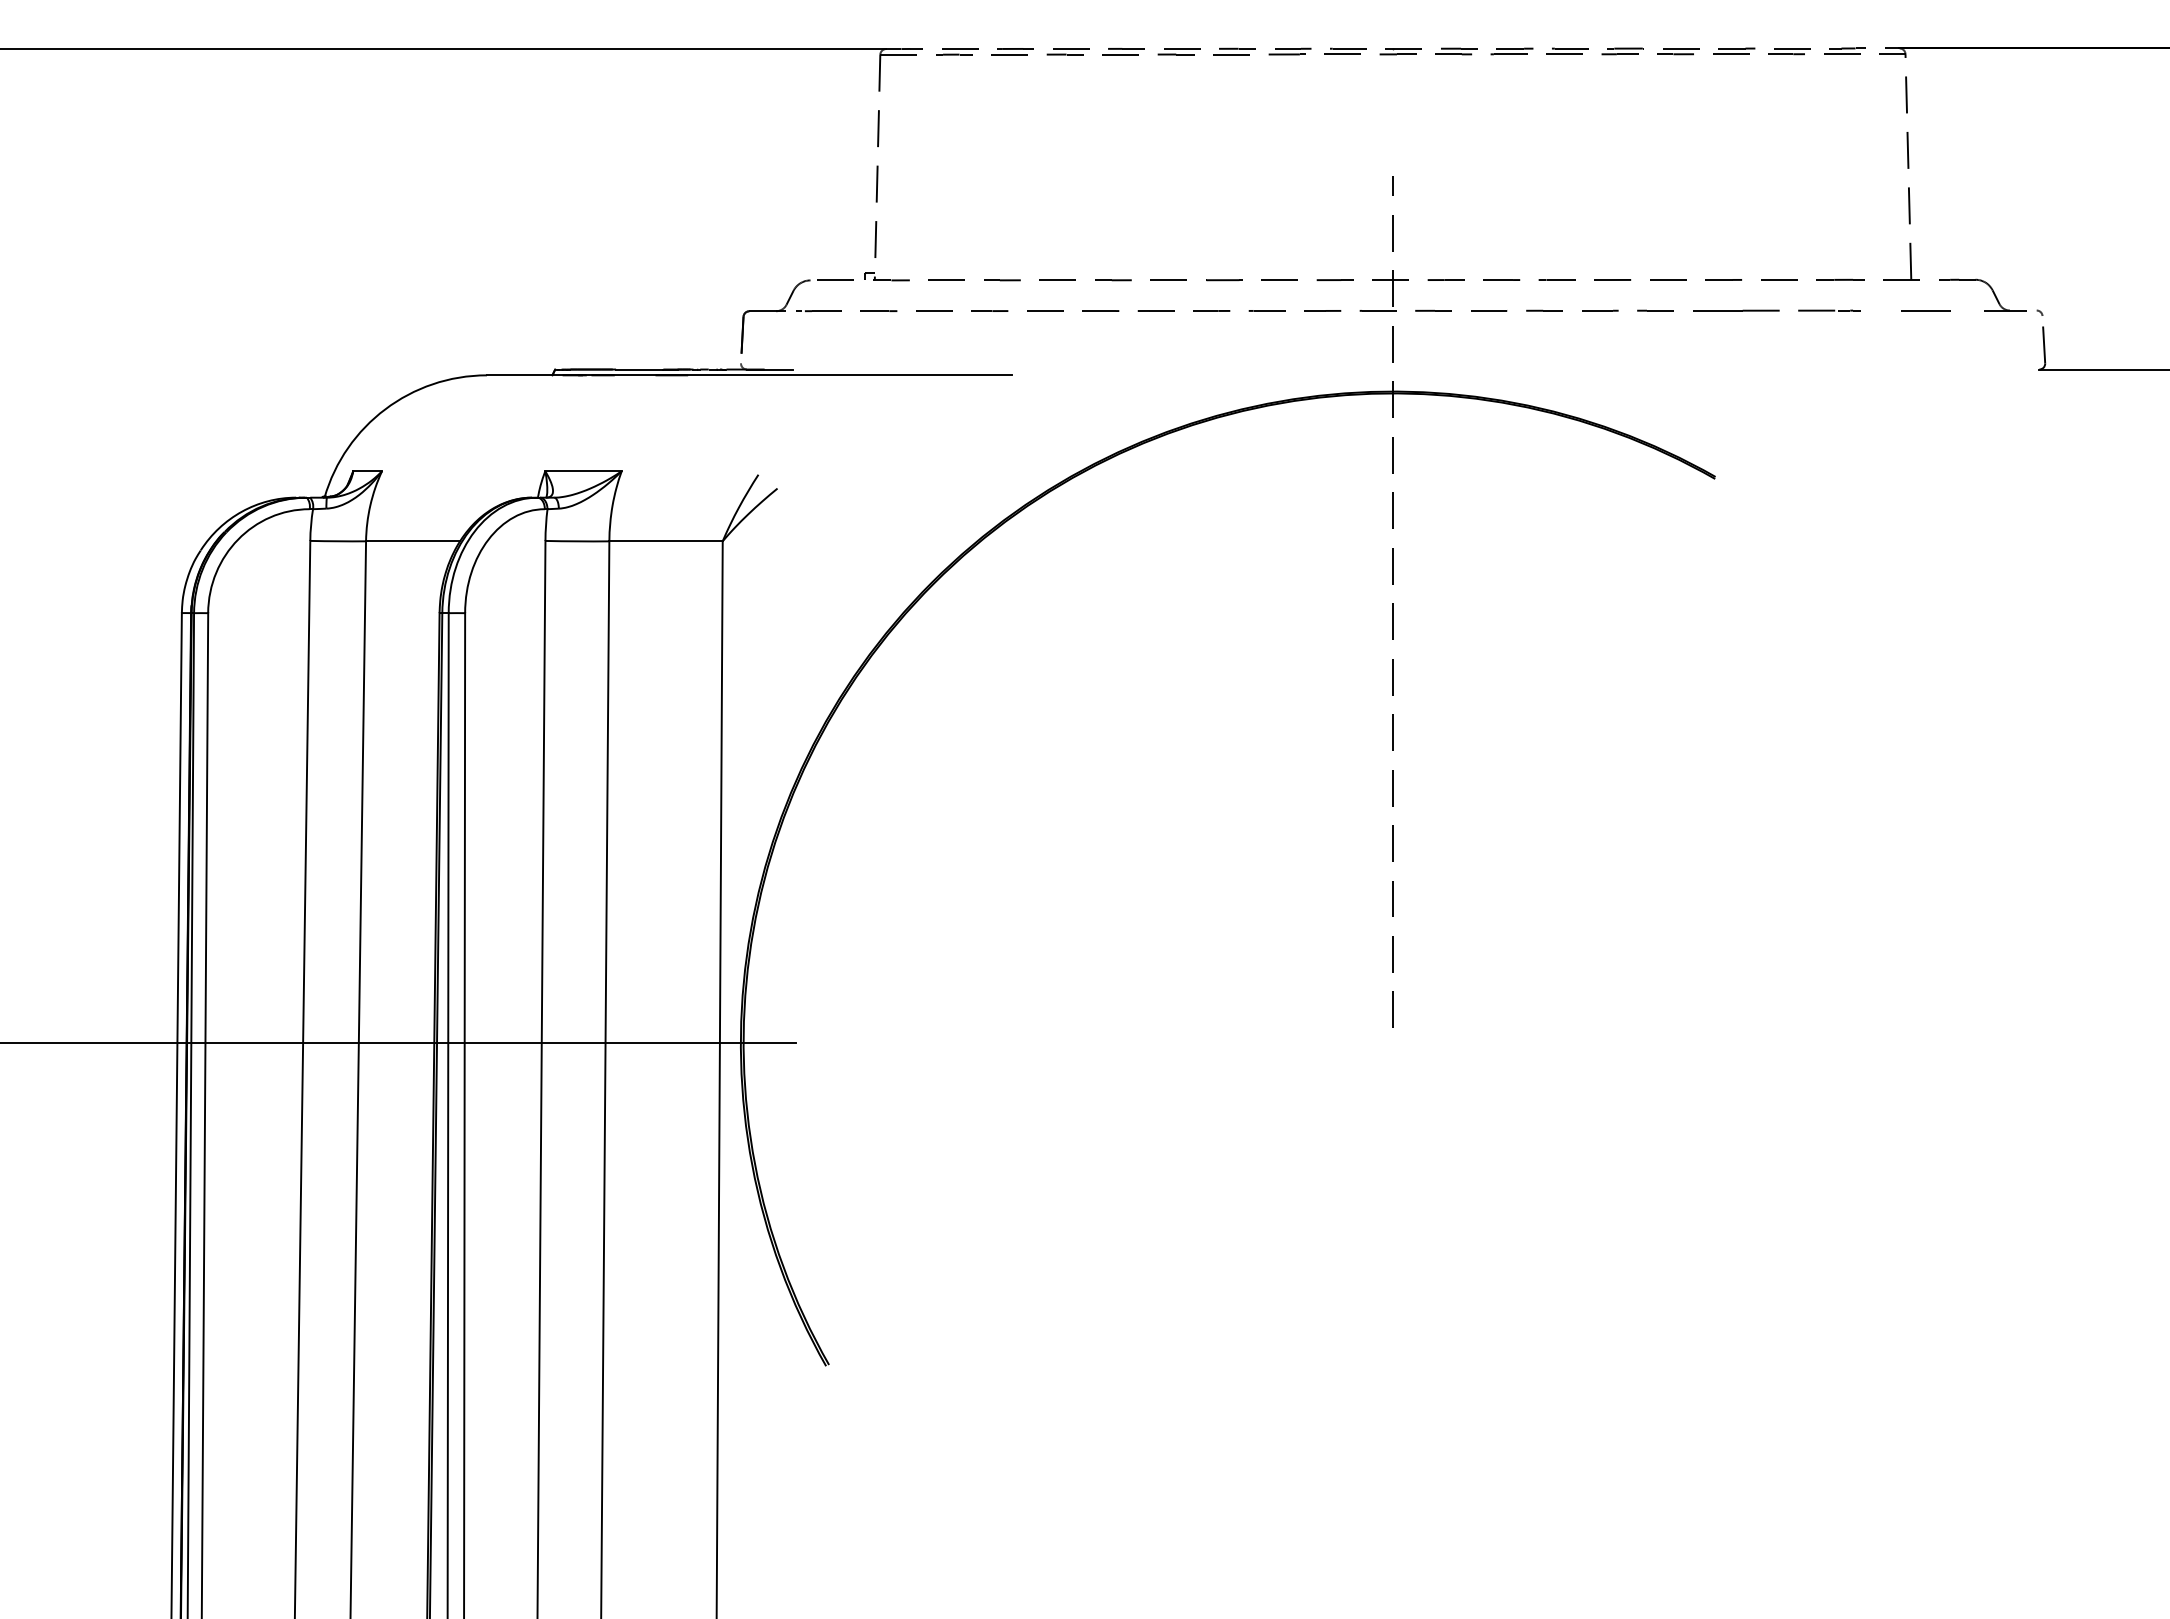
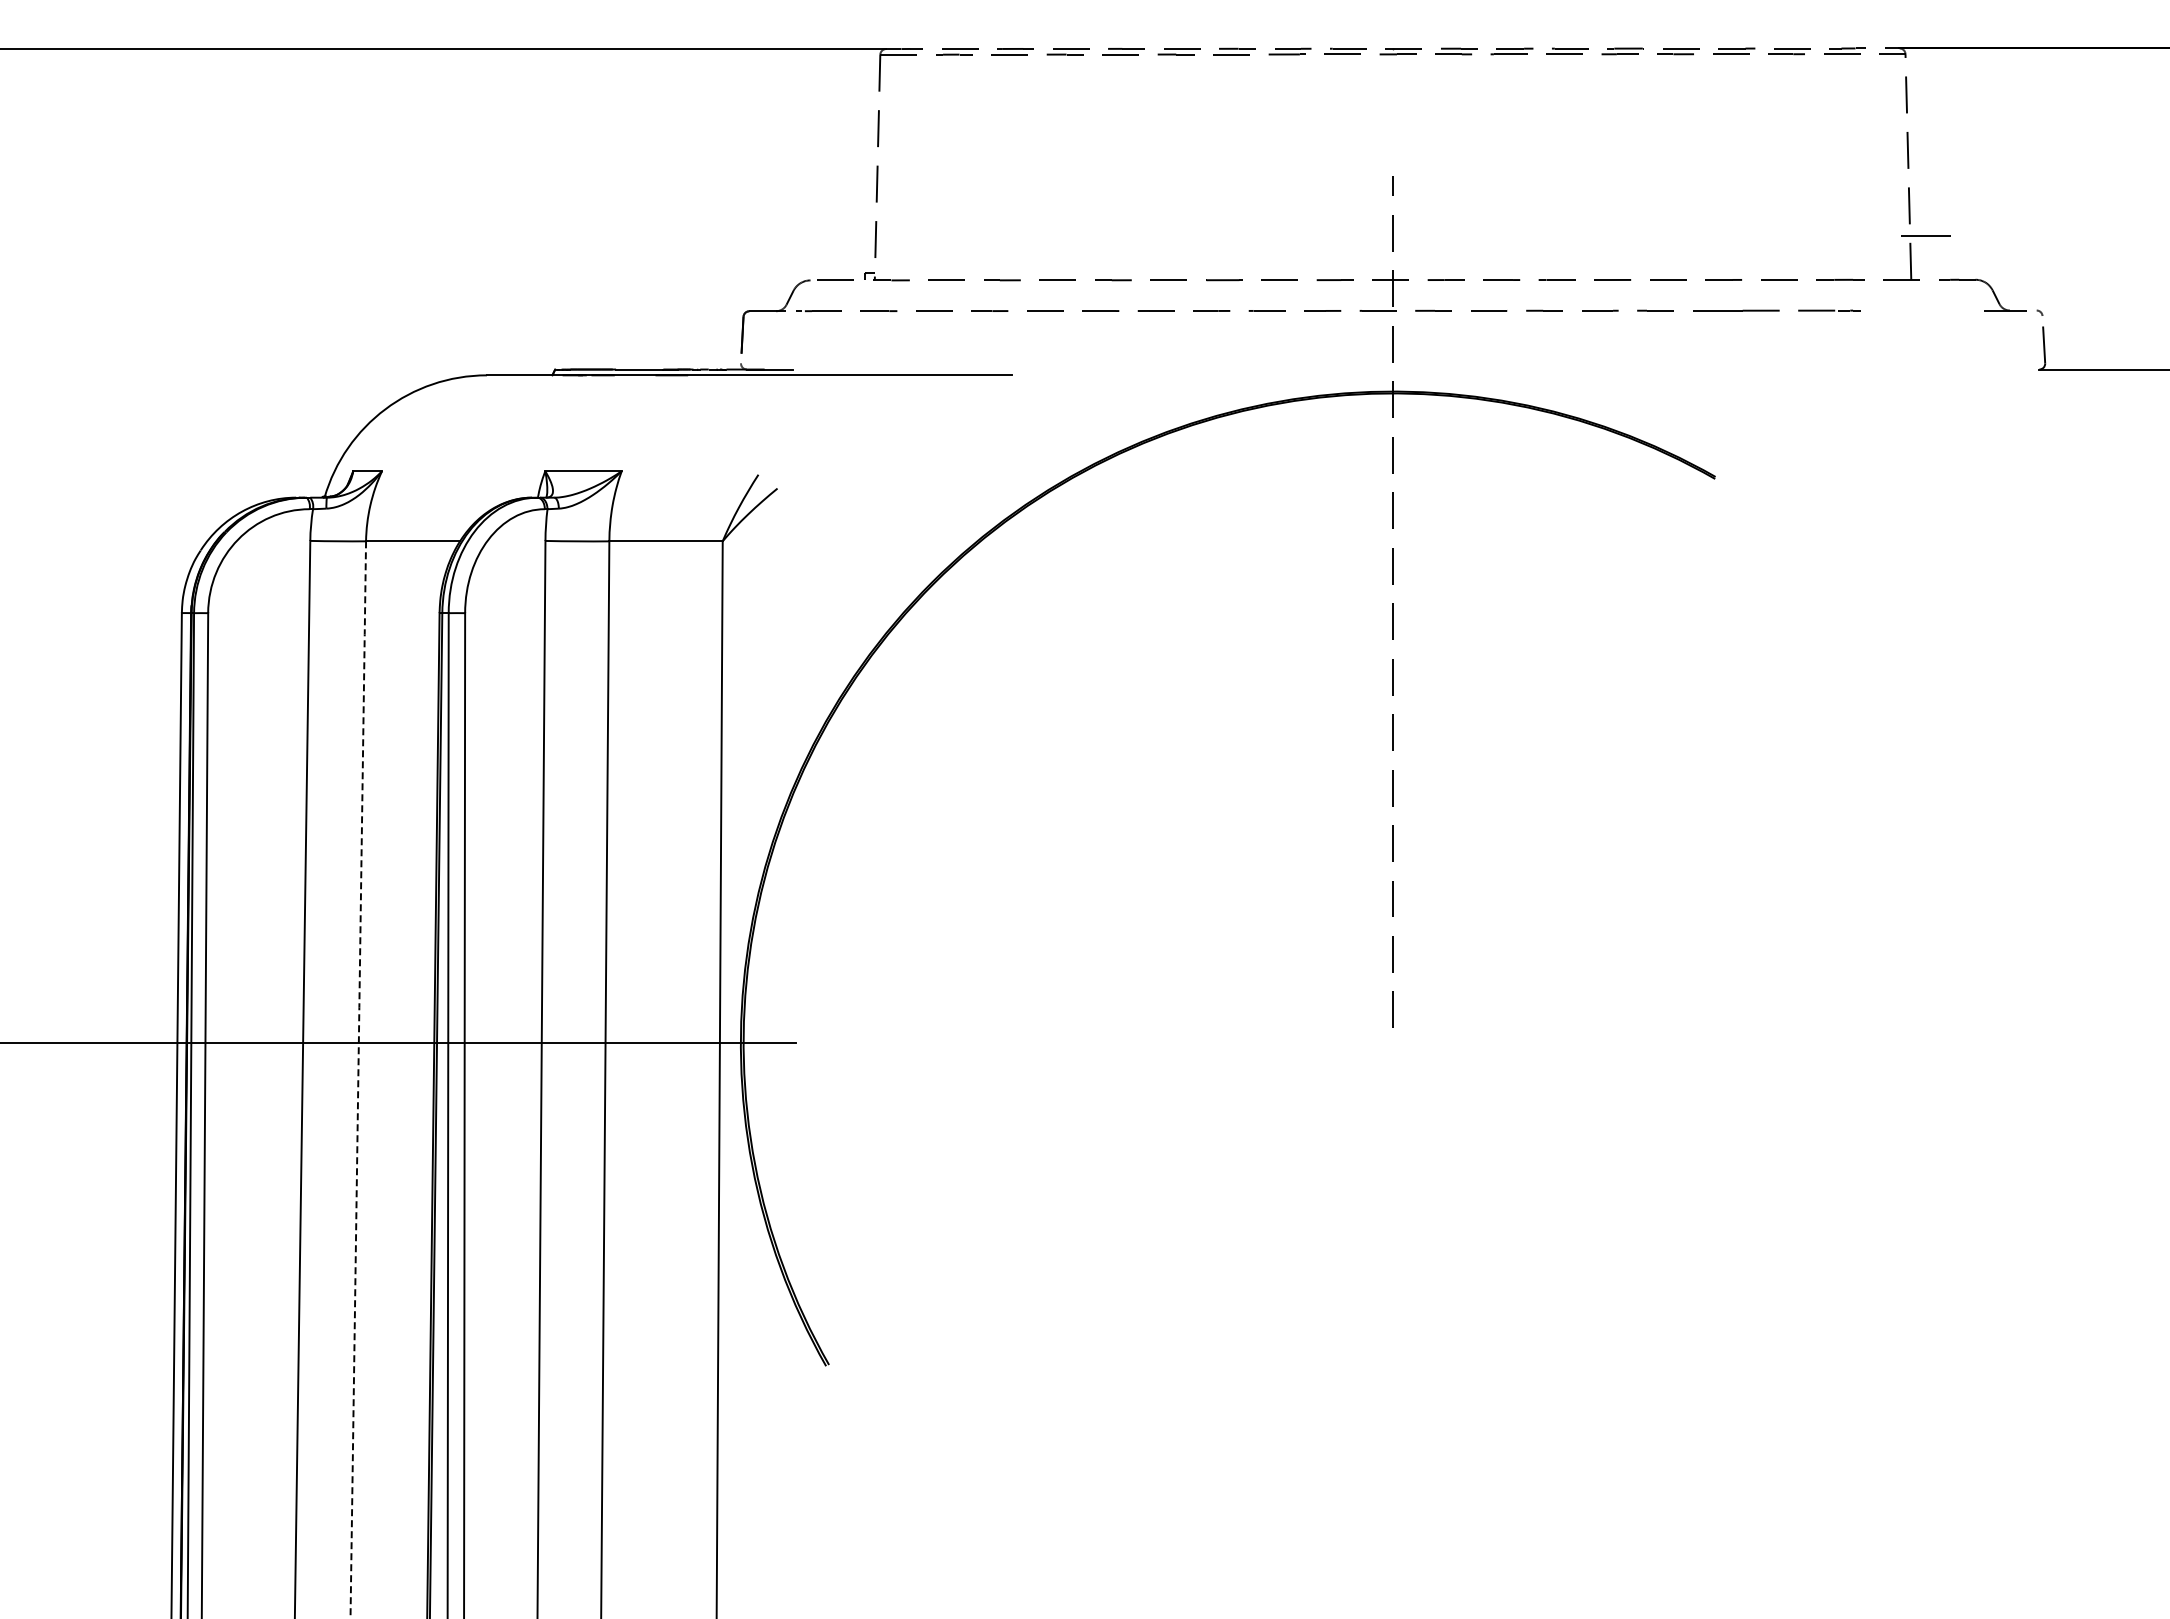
line position: (1925, 310) -> (1925, 235) (1925, 235)
line: solid -> dashed (358, 1079)
